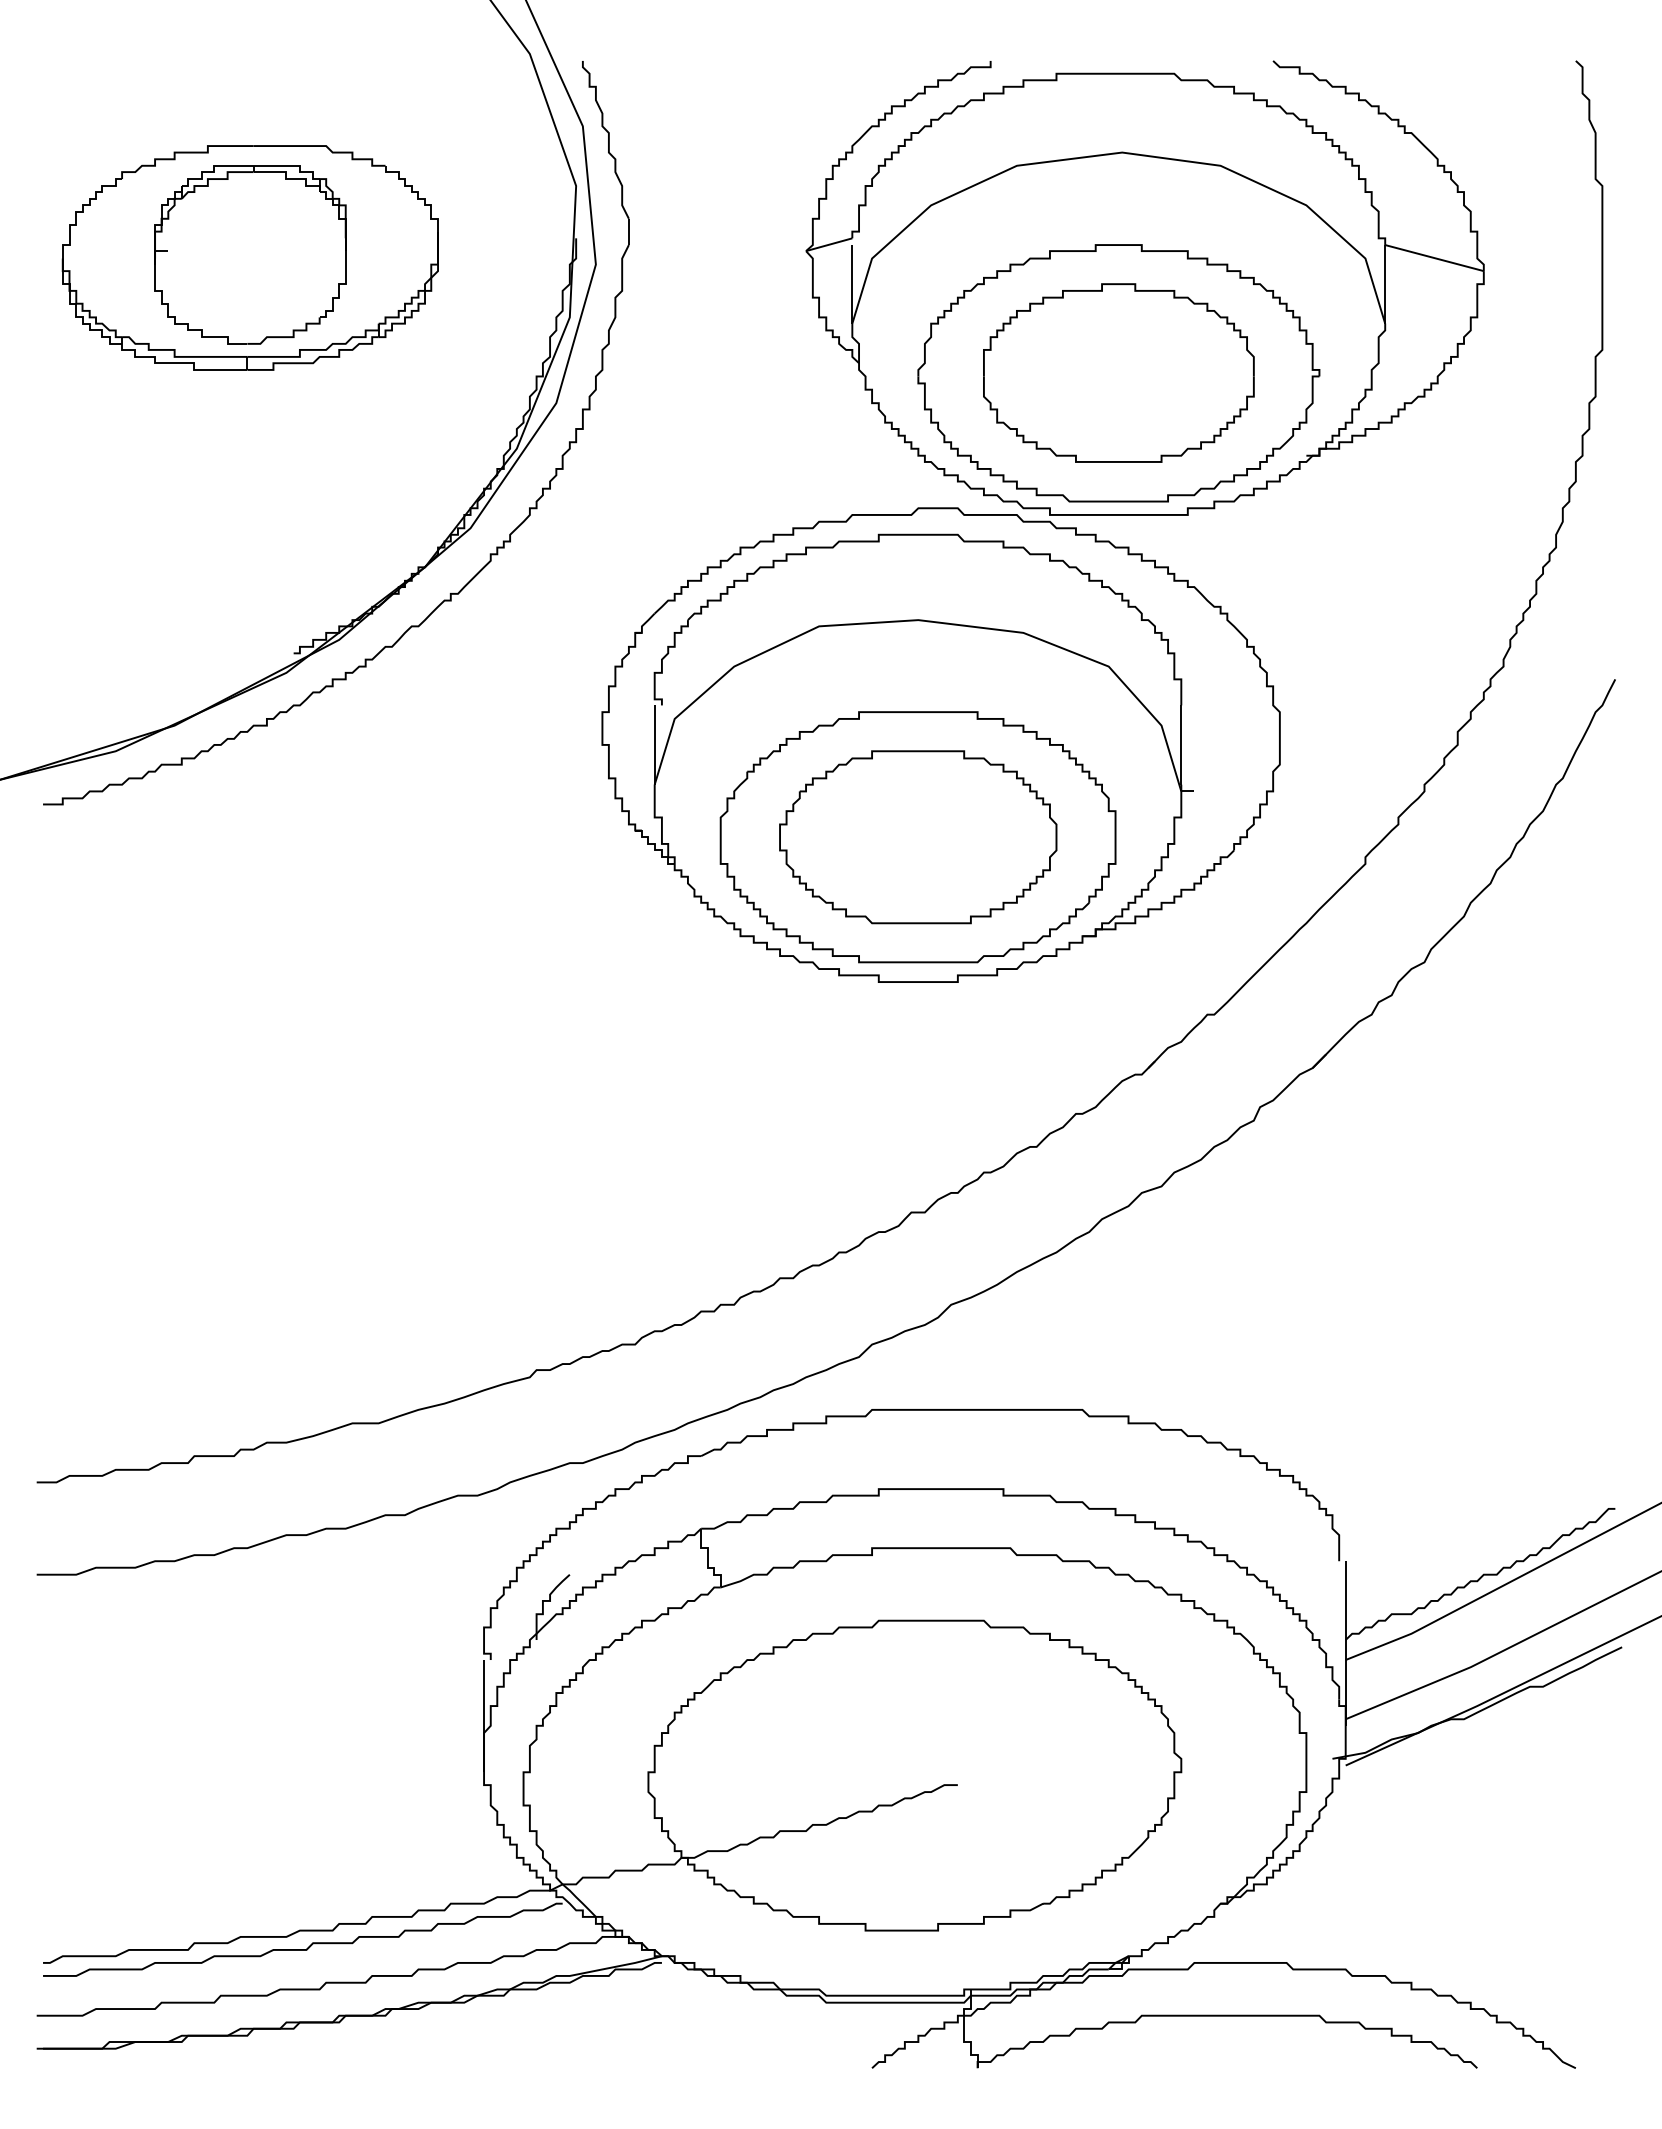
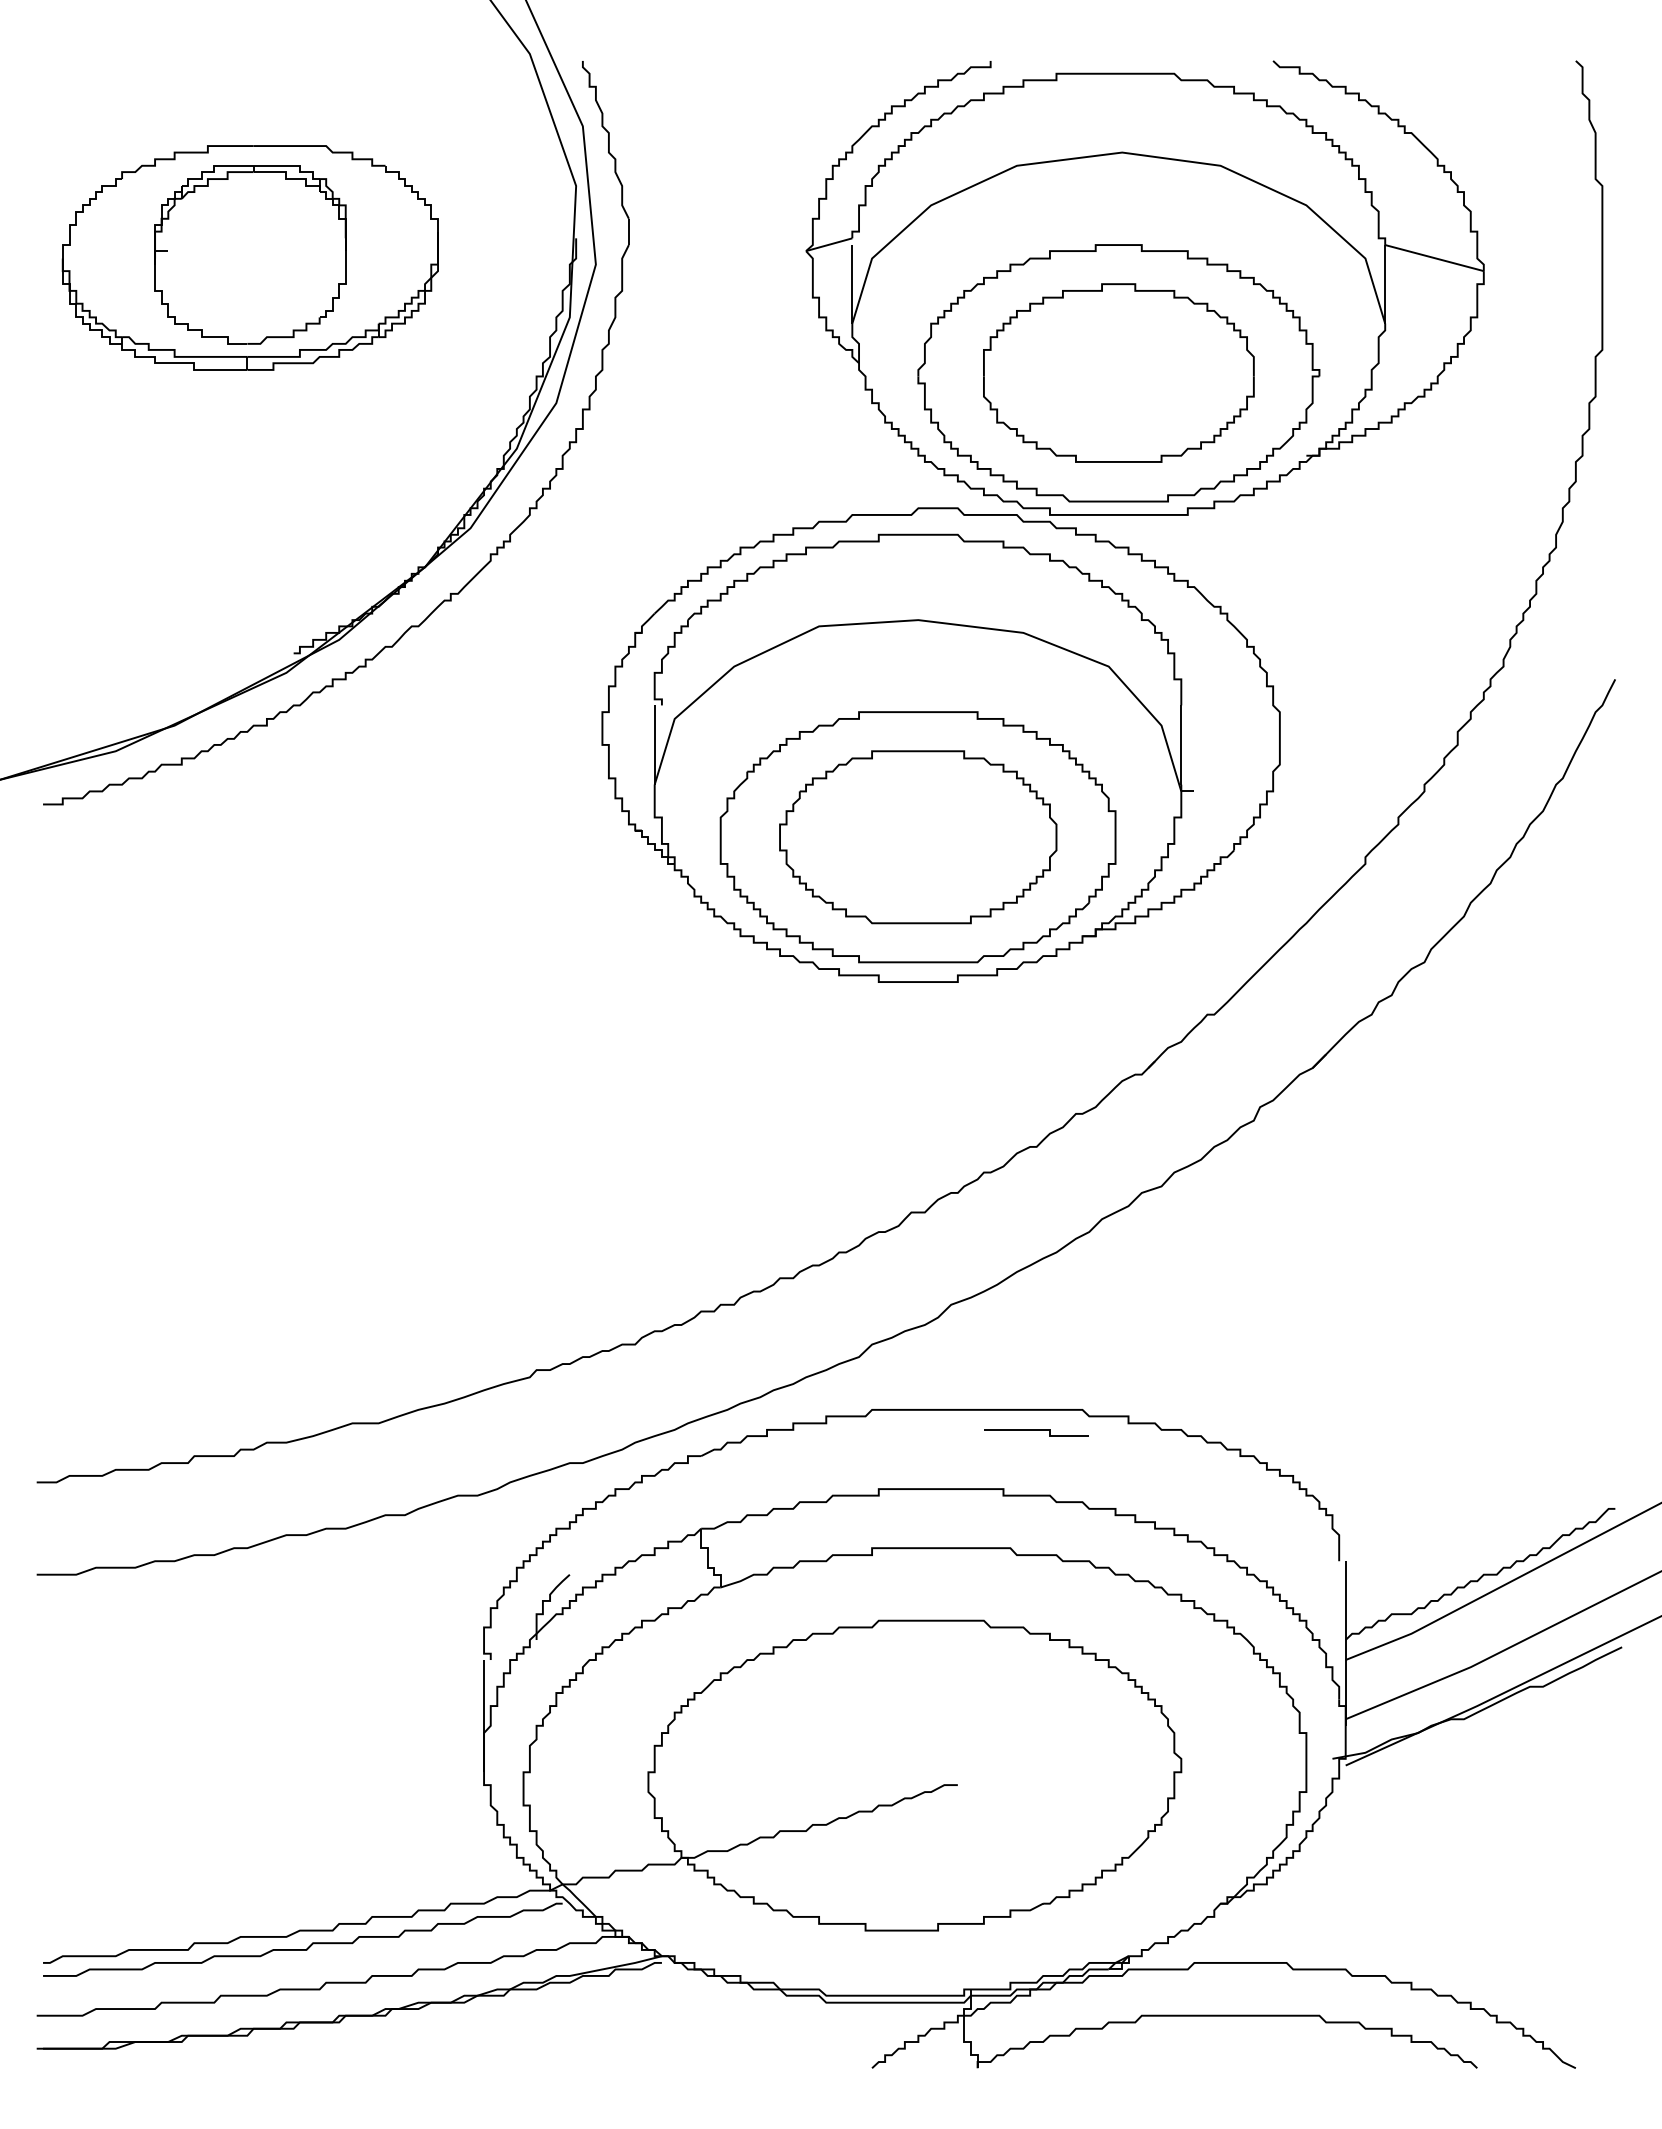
curve: none -> present (1036, 1430)
